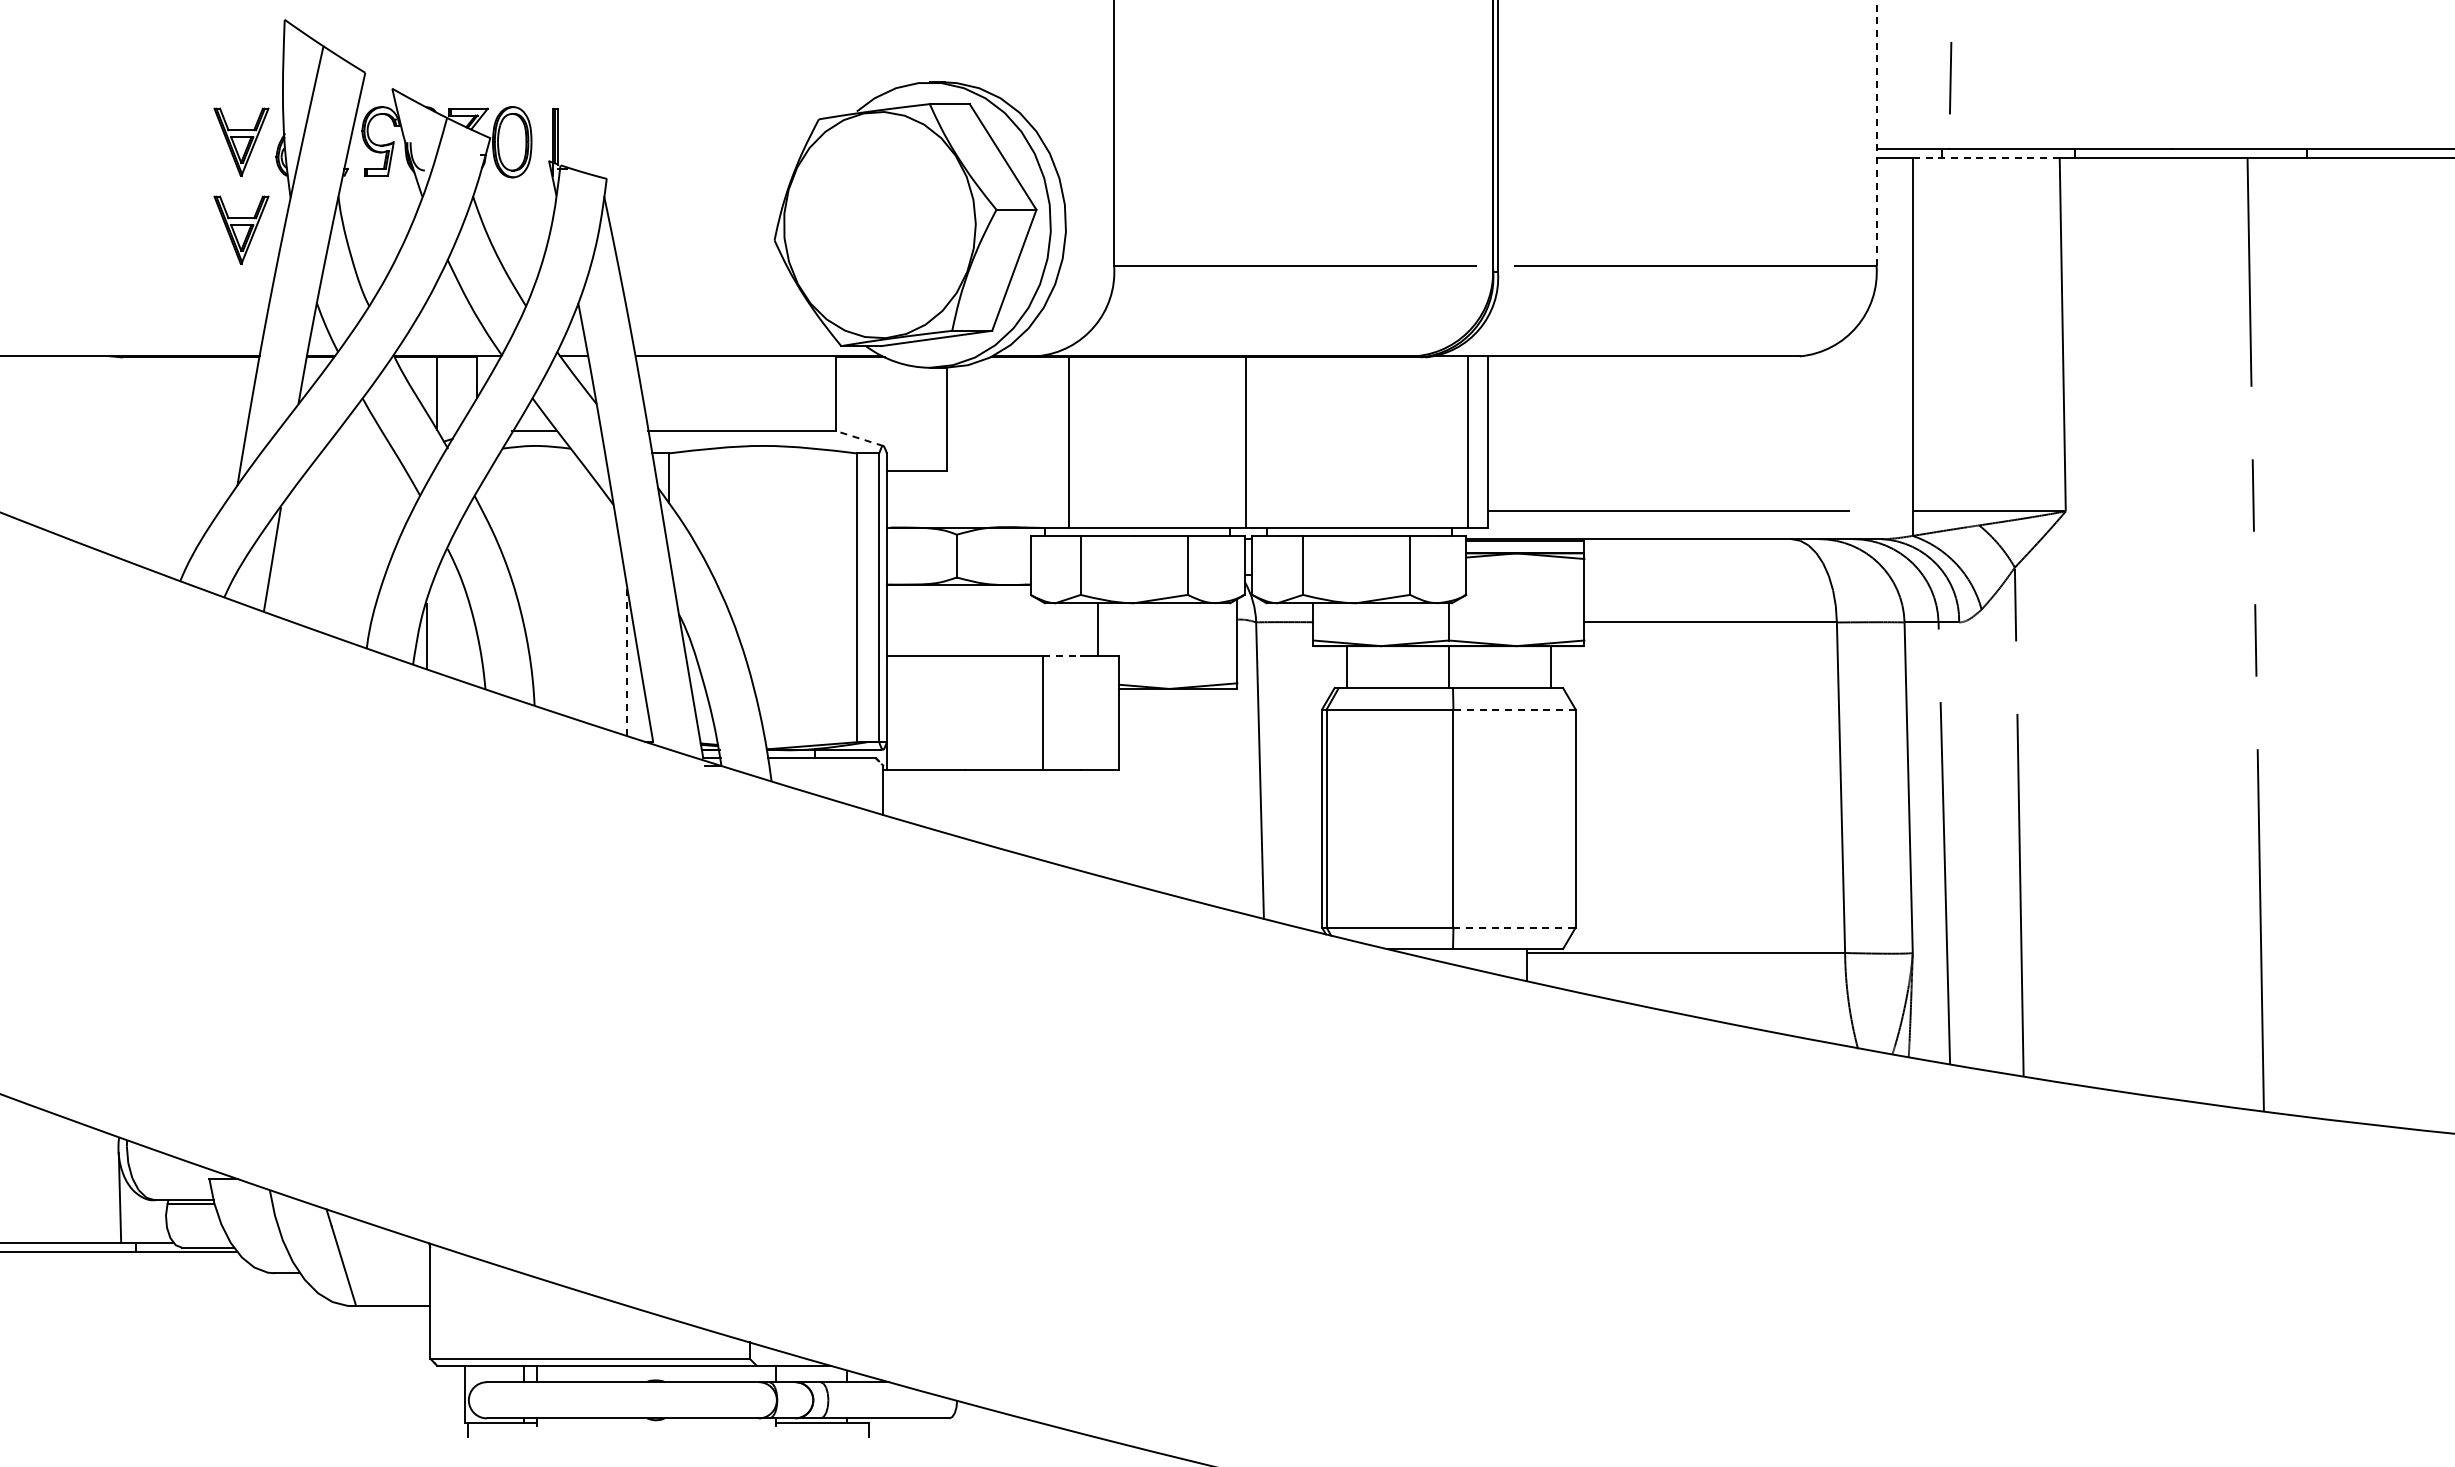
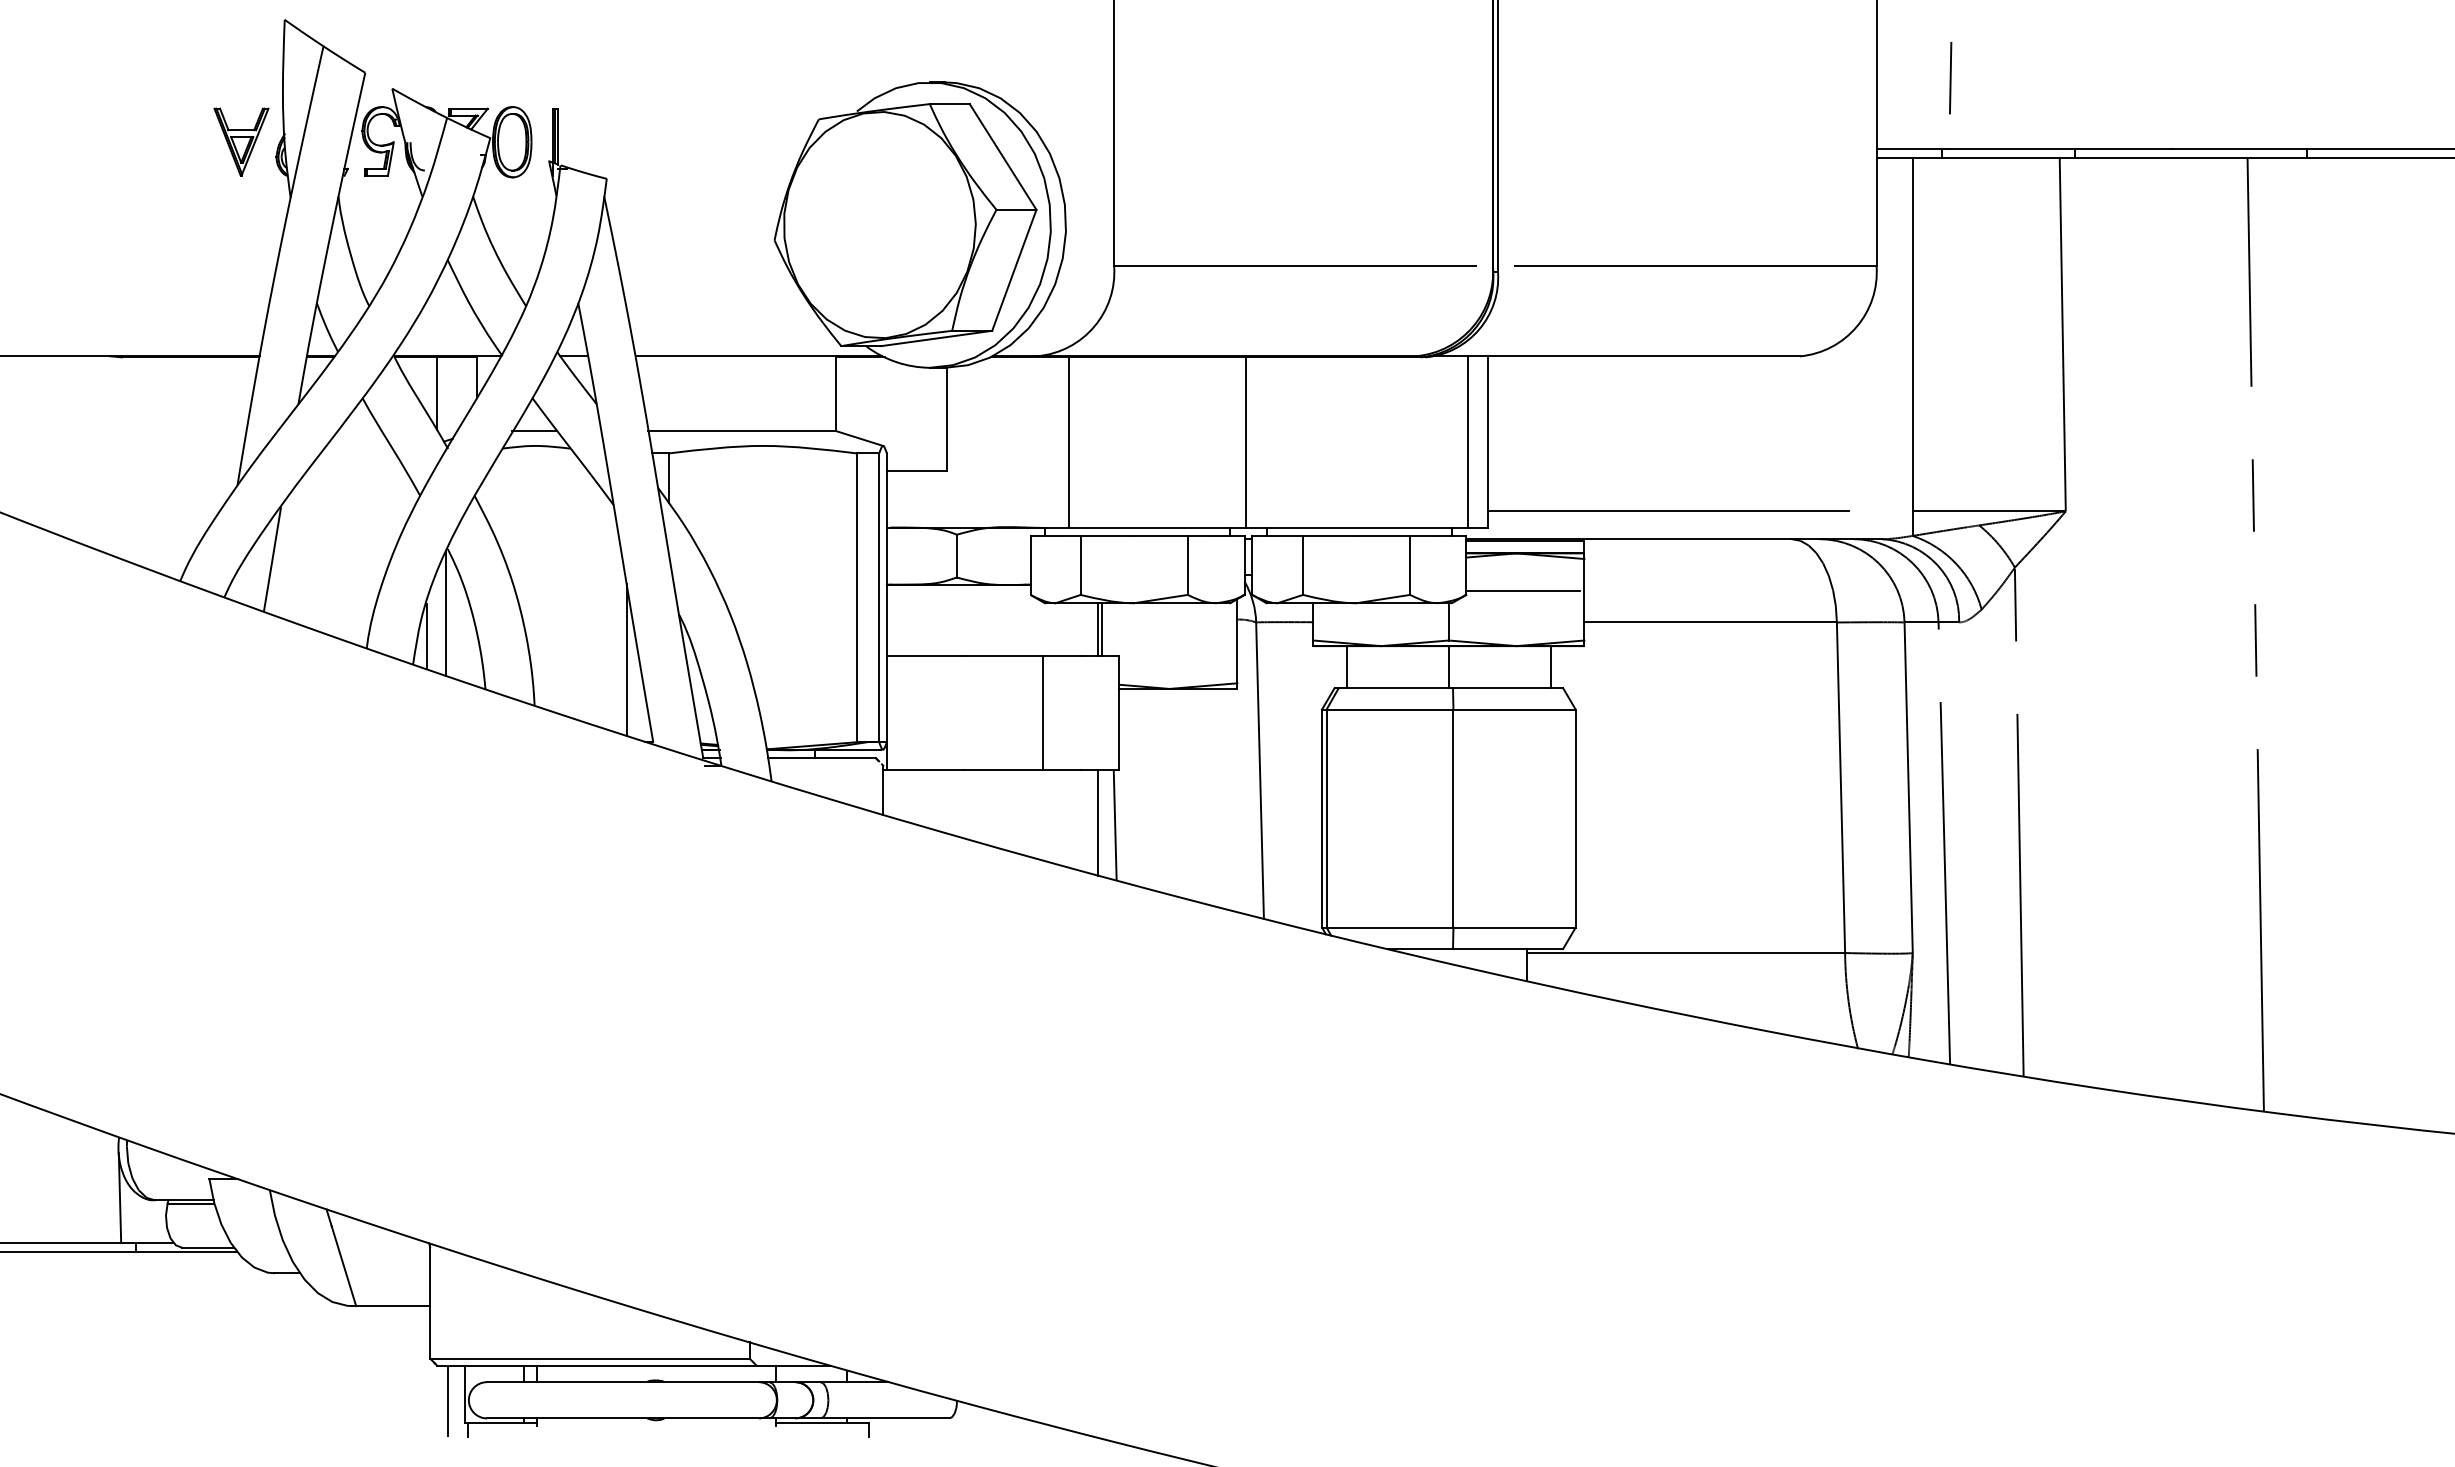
line: dashed -> solid (1876, 132)
line: dashed -> solid (1985, 158)
part: present -> none (241, 229)
line: dashed -> solid (859, 438)
line: none -> present (1523, 591)
line: none -> present (446, 613)
line: none -> present (1101, 629)
line: dashed -> solid (1062, 656)
line: dashed -> solid (626, 660)
line: dashed -> solid (1514, 709)
line: none -> present (1098, 822)
line: none -> present (1114, 825)
line: dashed -> solid (1515, 927)
line: none -> present (448, 1401)
